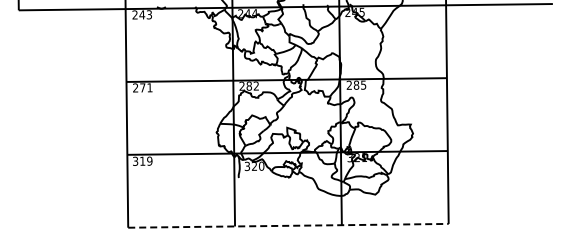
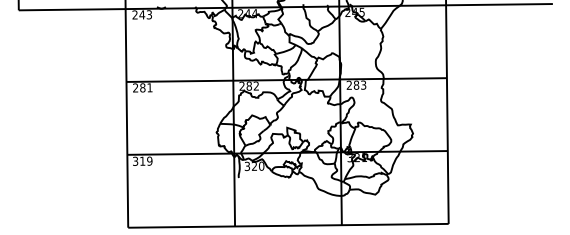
text: 285 -> 283 (363, 84)
text: 271 -> 281 (142, 87)
line: dashed -> solid (288, 225)
